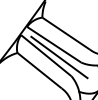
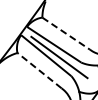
line: solid -> dashed (66, 33)
line: solid -> dashed (39, 70)
